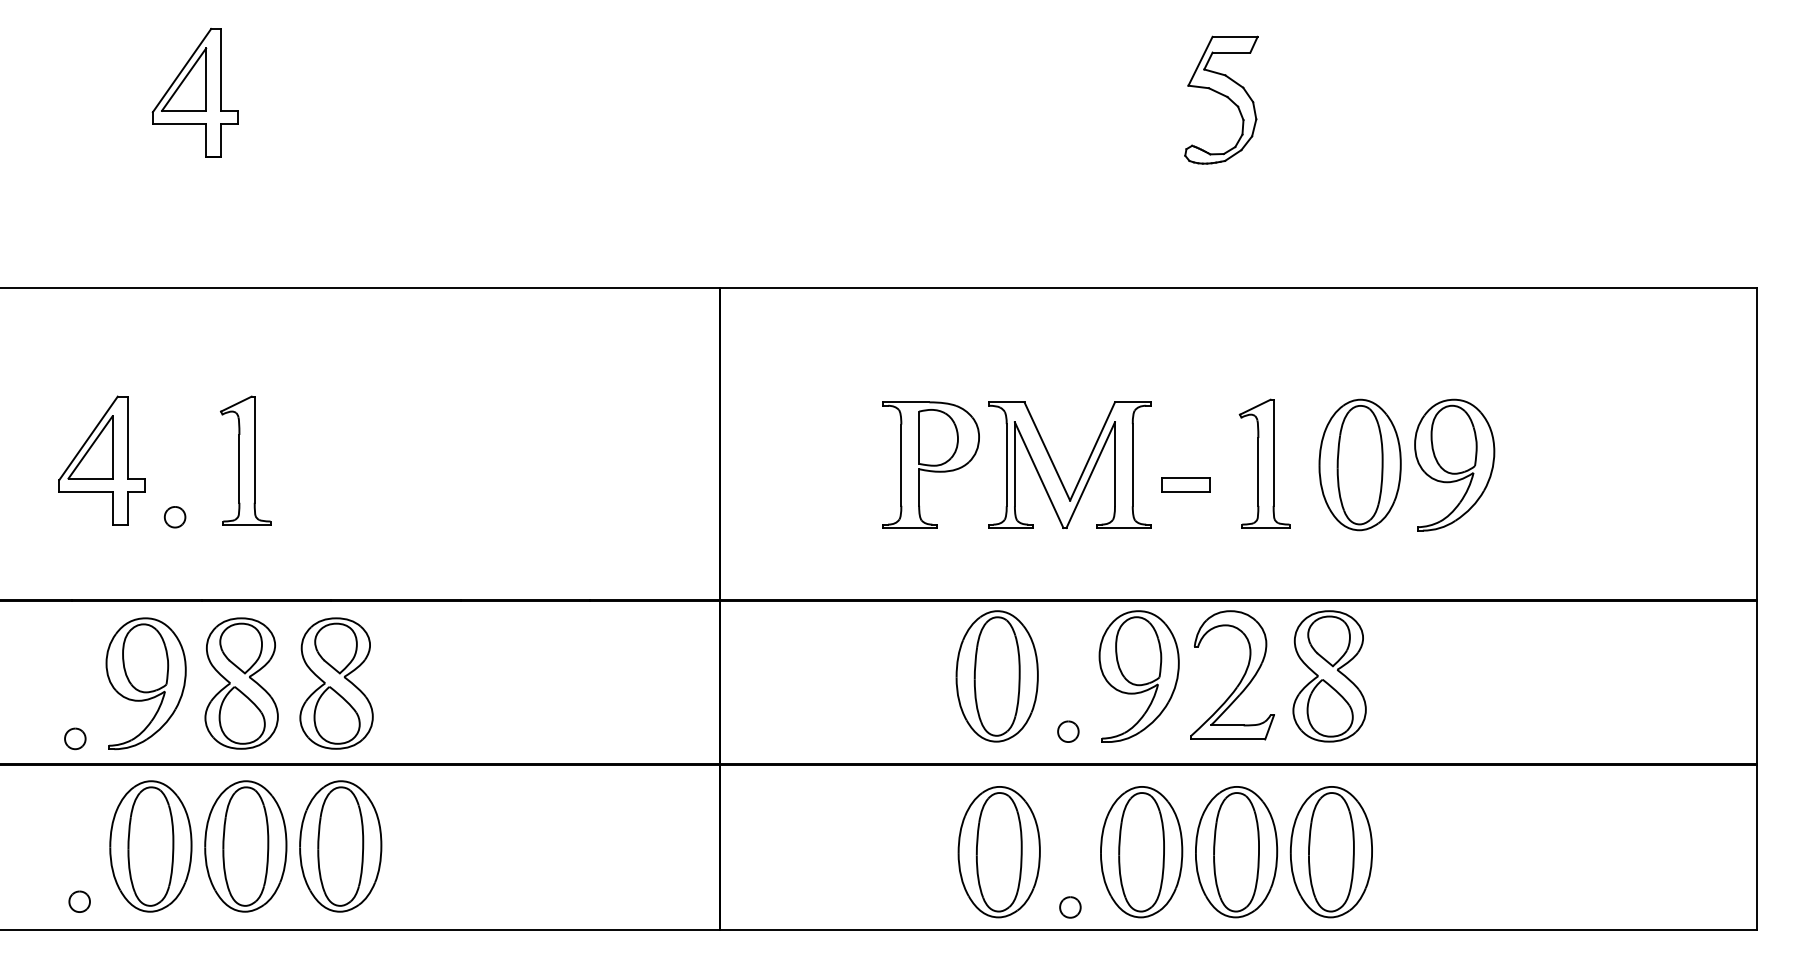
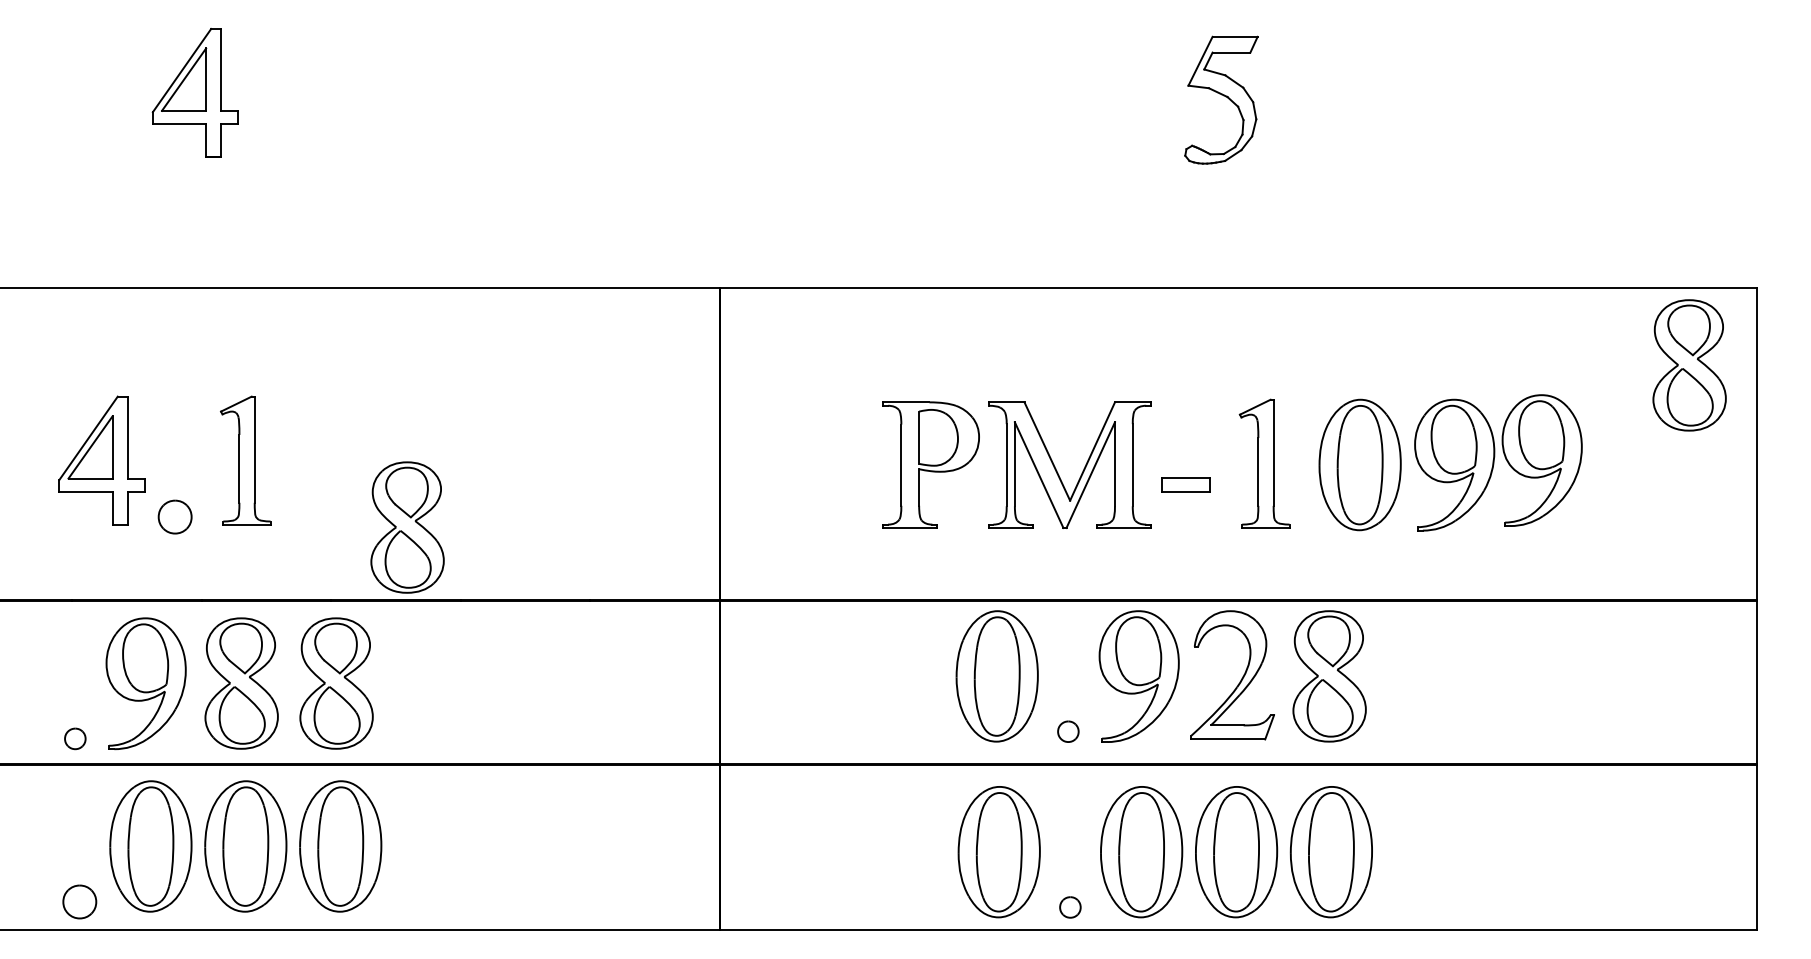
part: none -> present (1689, 365)
part: none -> present (1541, 460)
part size: 24x23 px -> 36x36 px (174, 516)
part: none -> present (407, 527)
part size: 23x23 px -> 36x36 px (79, 901)
